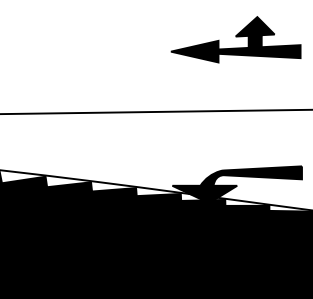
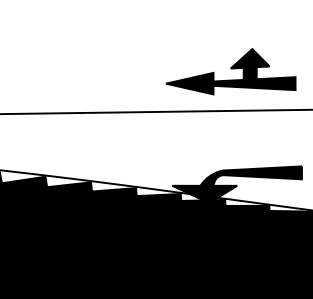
part position: (235, 39) -> (230, 71) (230, 71)
